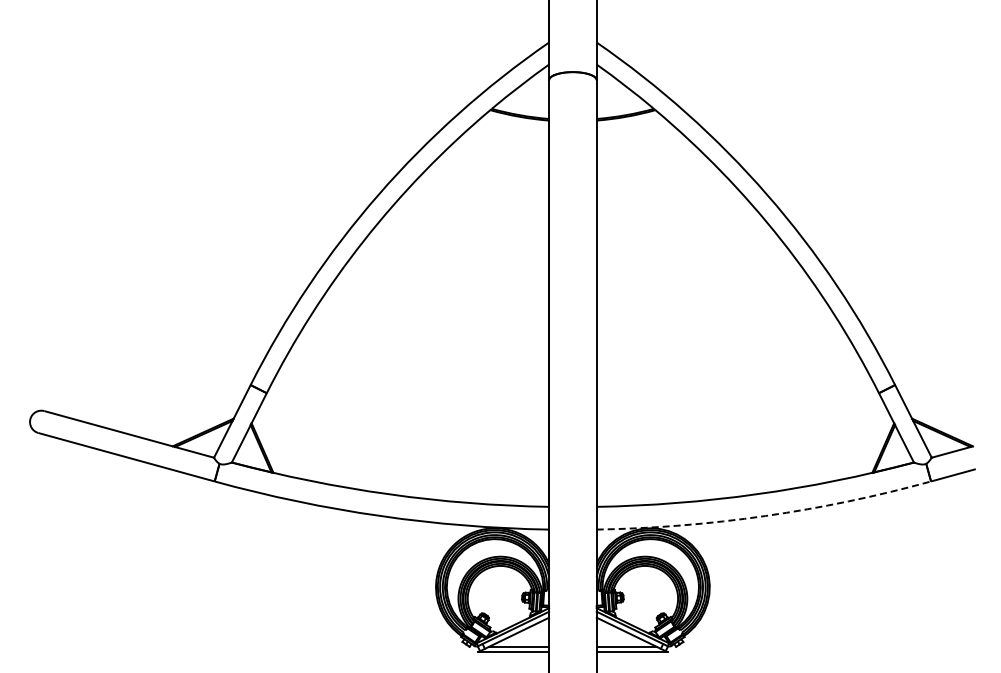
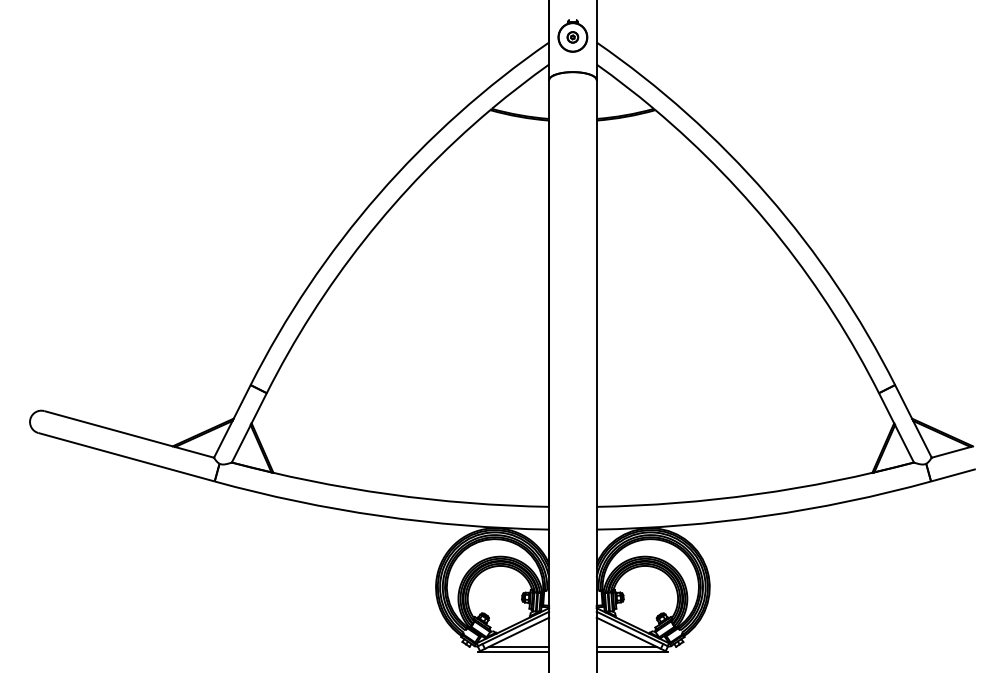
part: none -> present (572, 35)
arc: dashed -> solid (765, 516)
